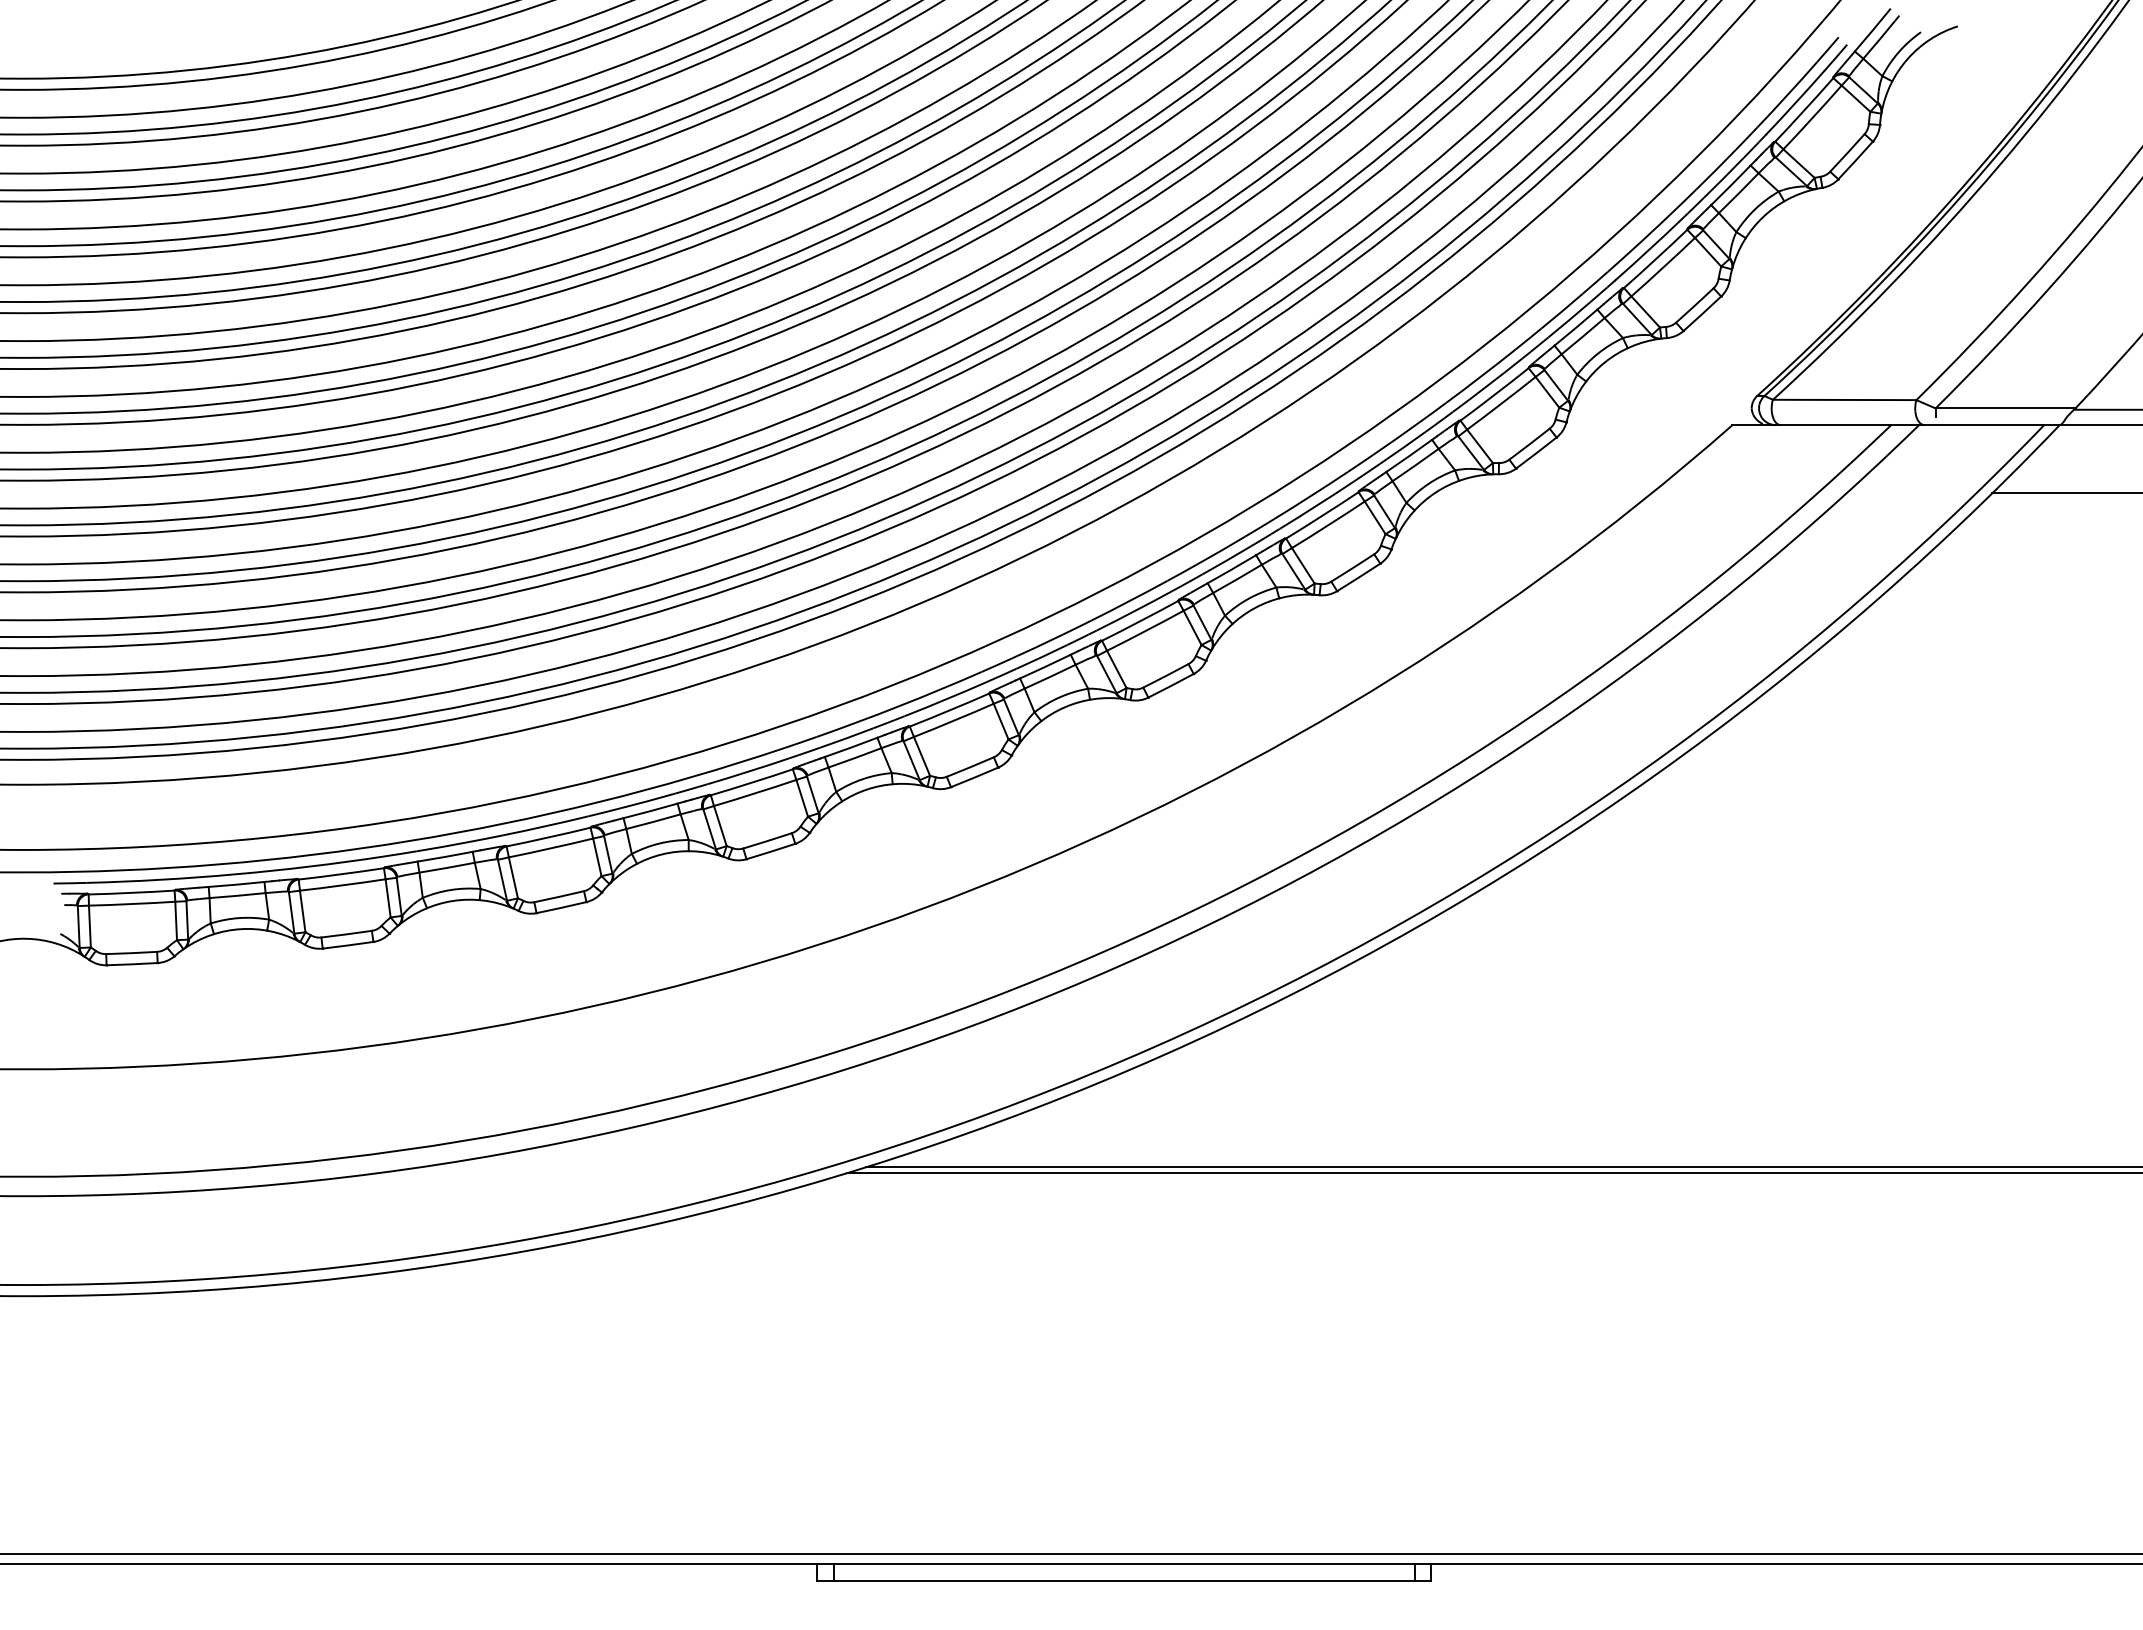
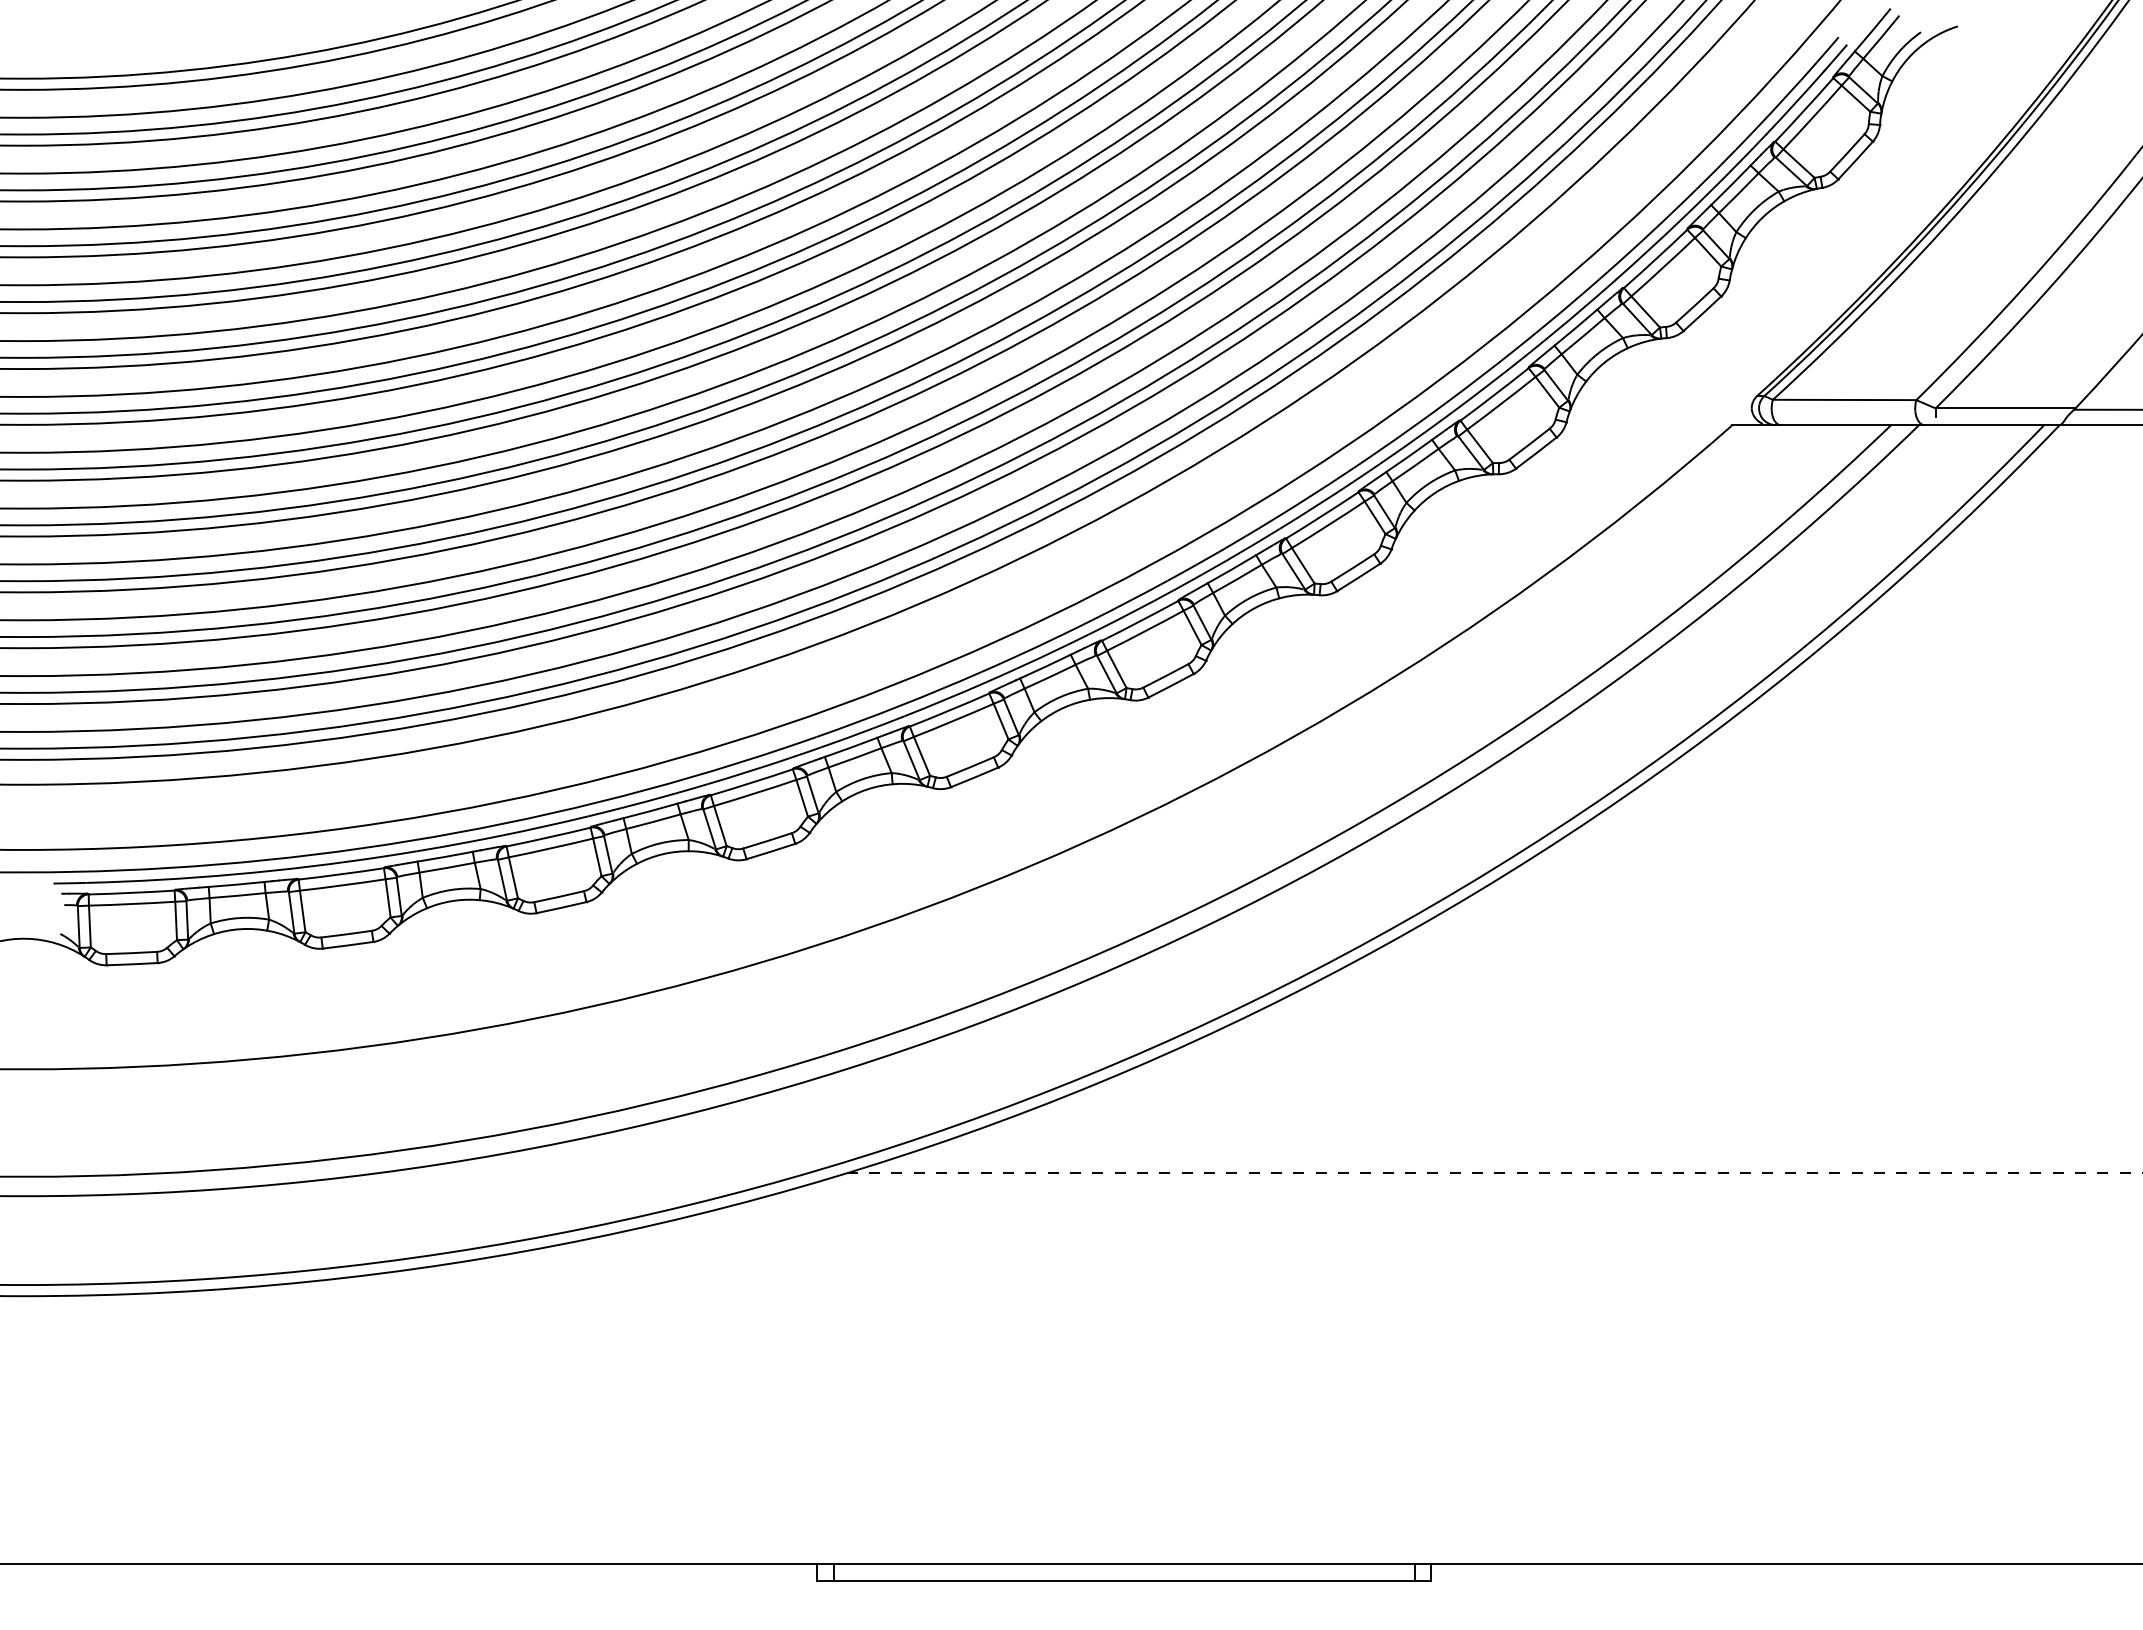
line: present -> none (2065, 493)
line: present -> none (1502, 1167)
line: solid -> dashed (1494, 1173)
line: present -> none (1070, 1554)
